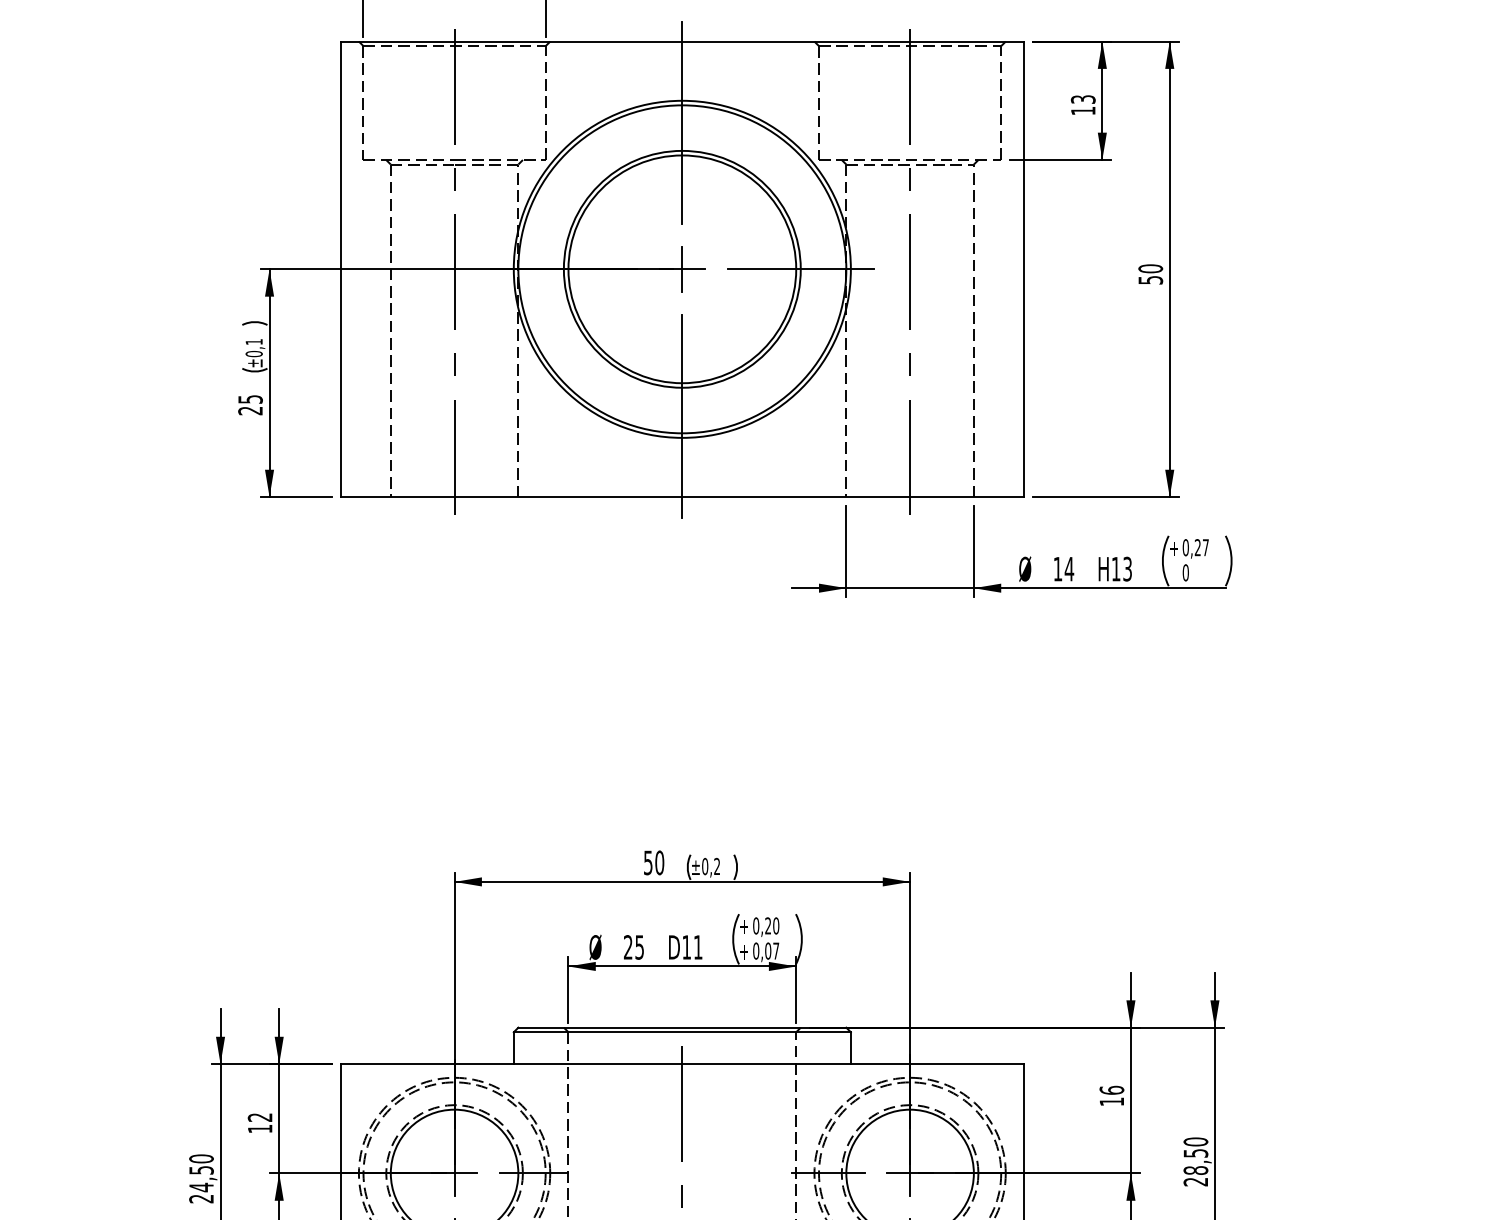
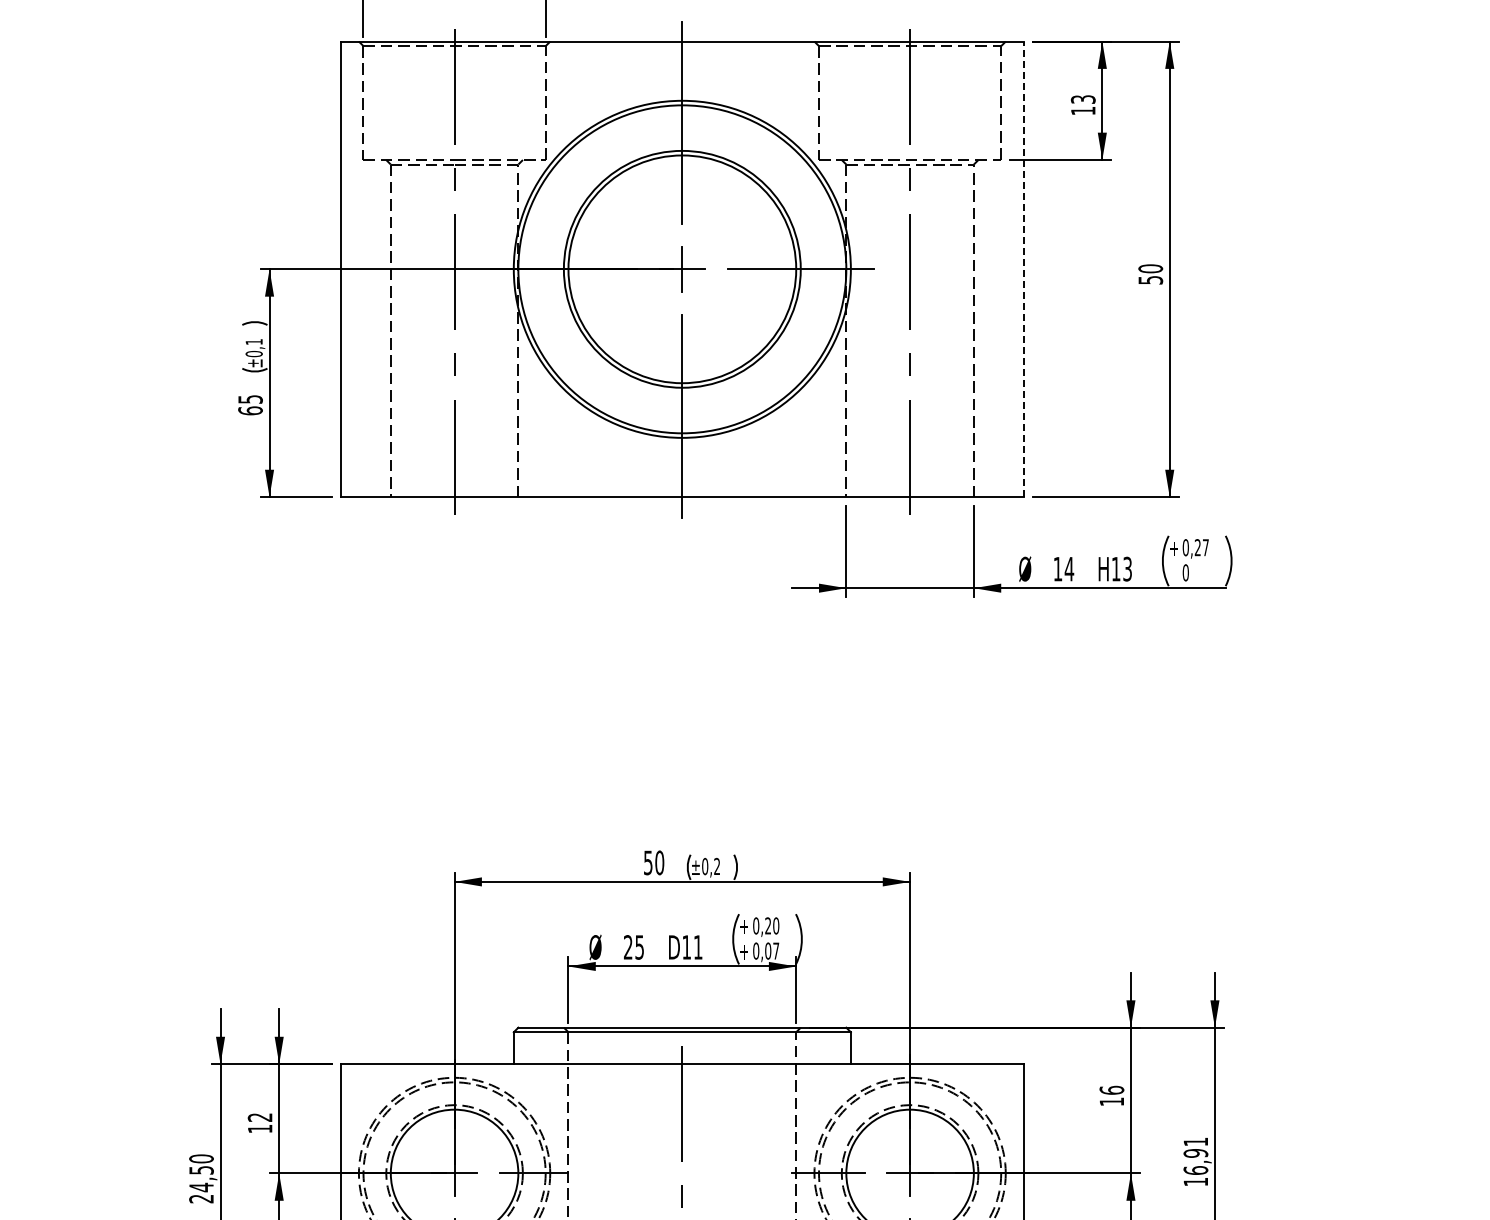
line: solid -> dashed (1023, 269)
text: 25 -> 65 (250, 410)
text: 28,50 -> 16,91 (1195, 1161)
